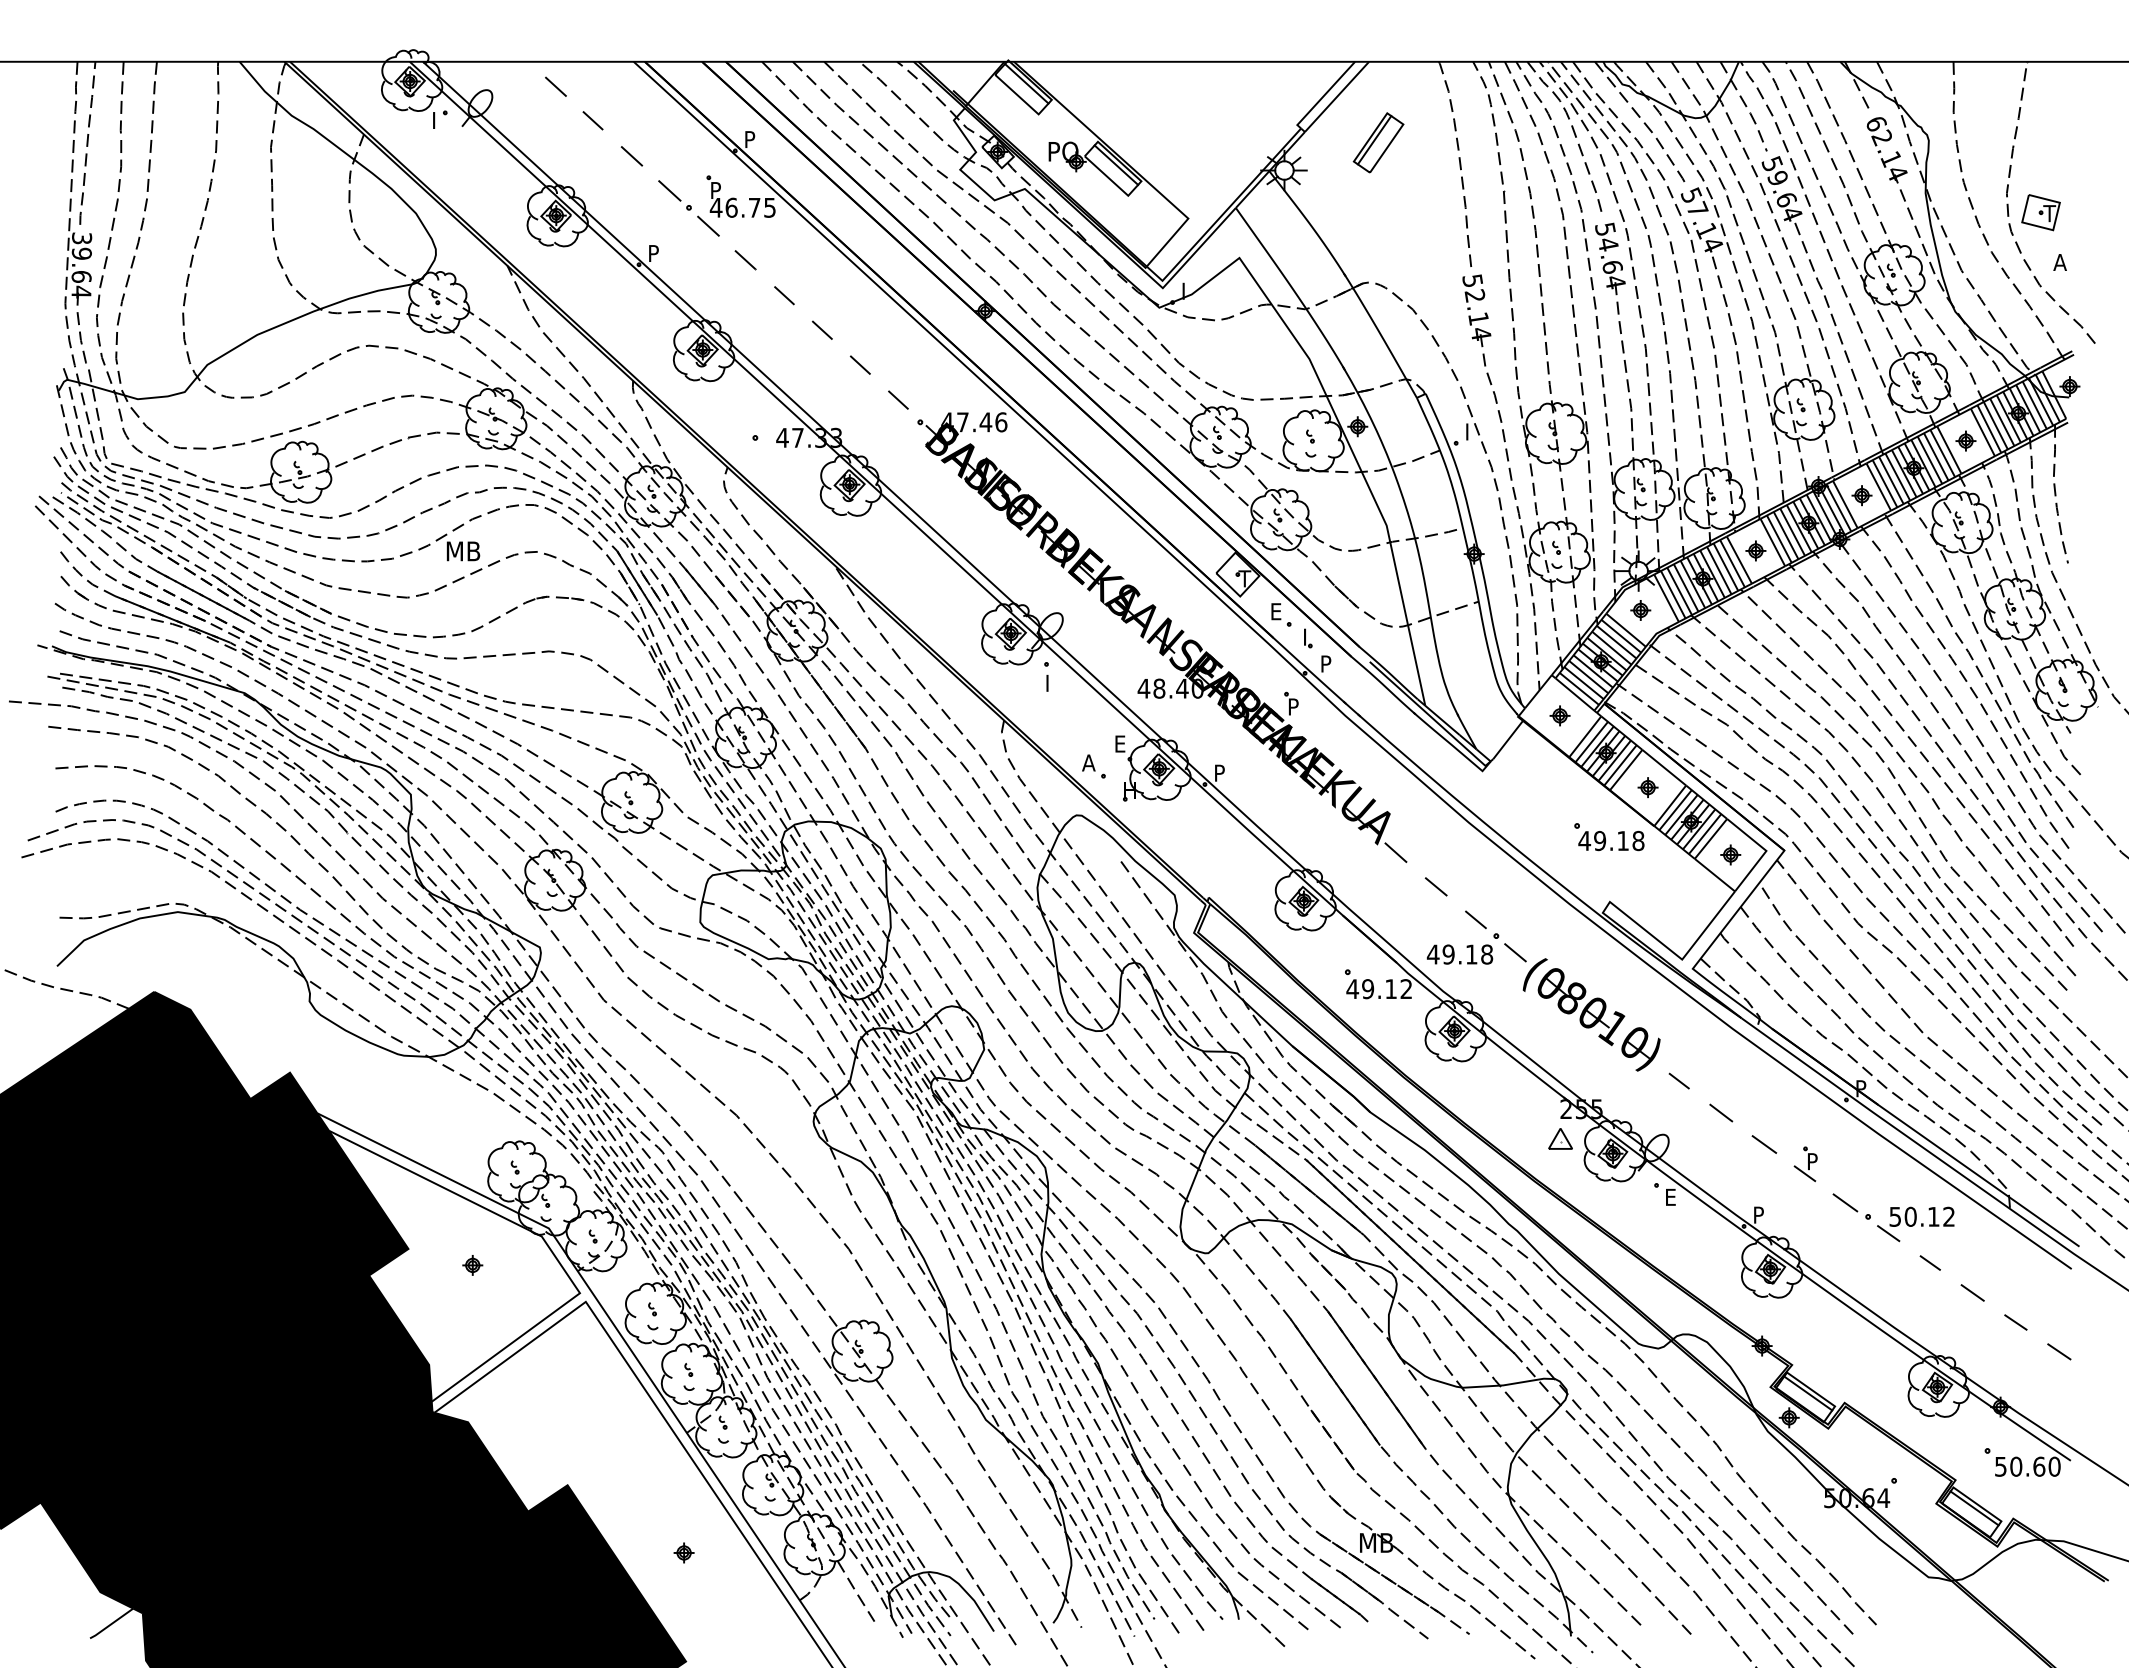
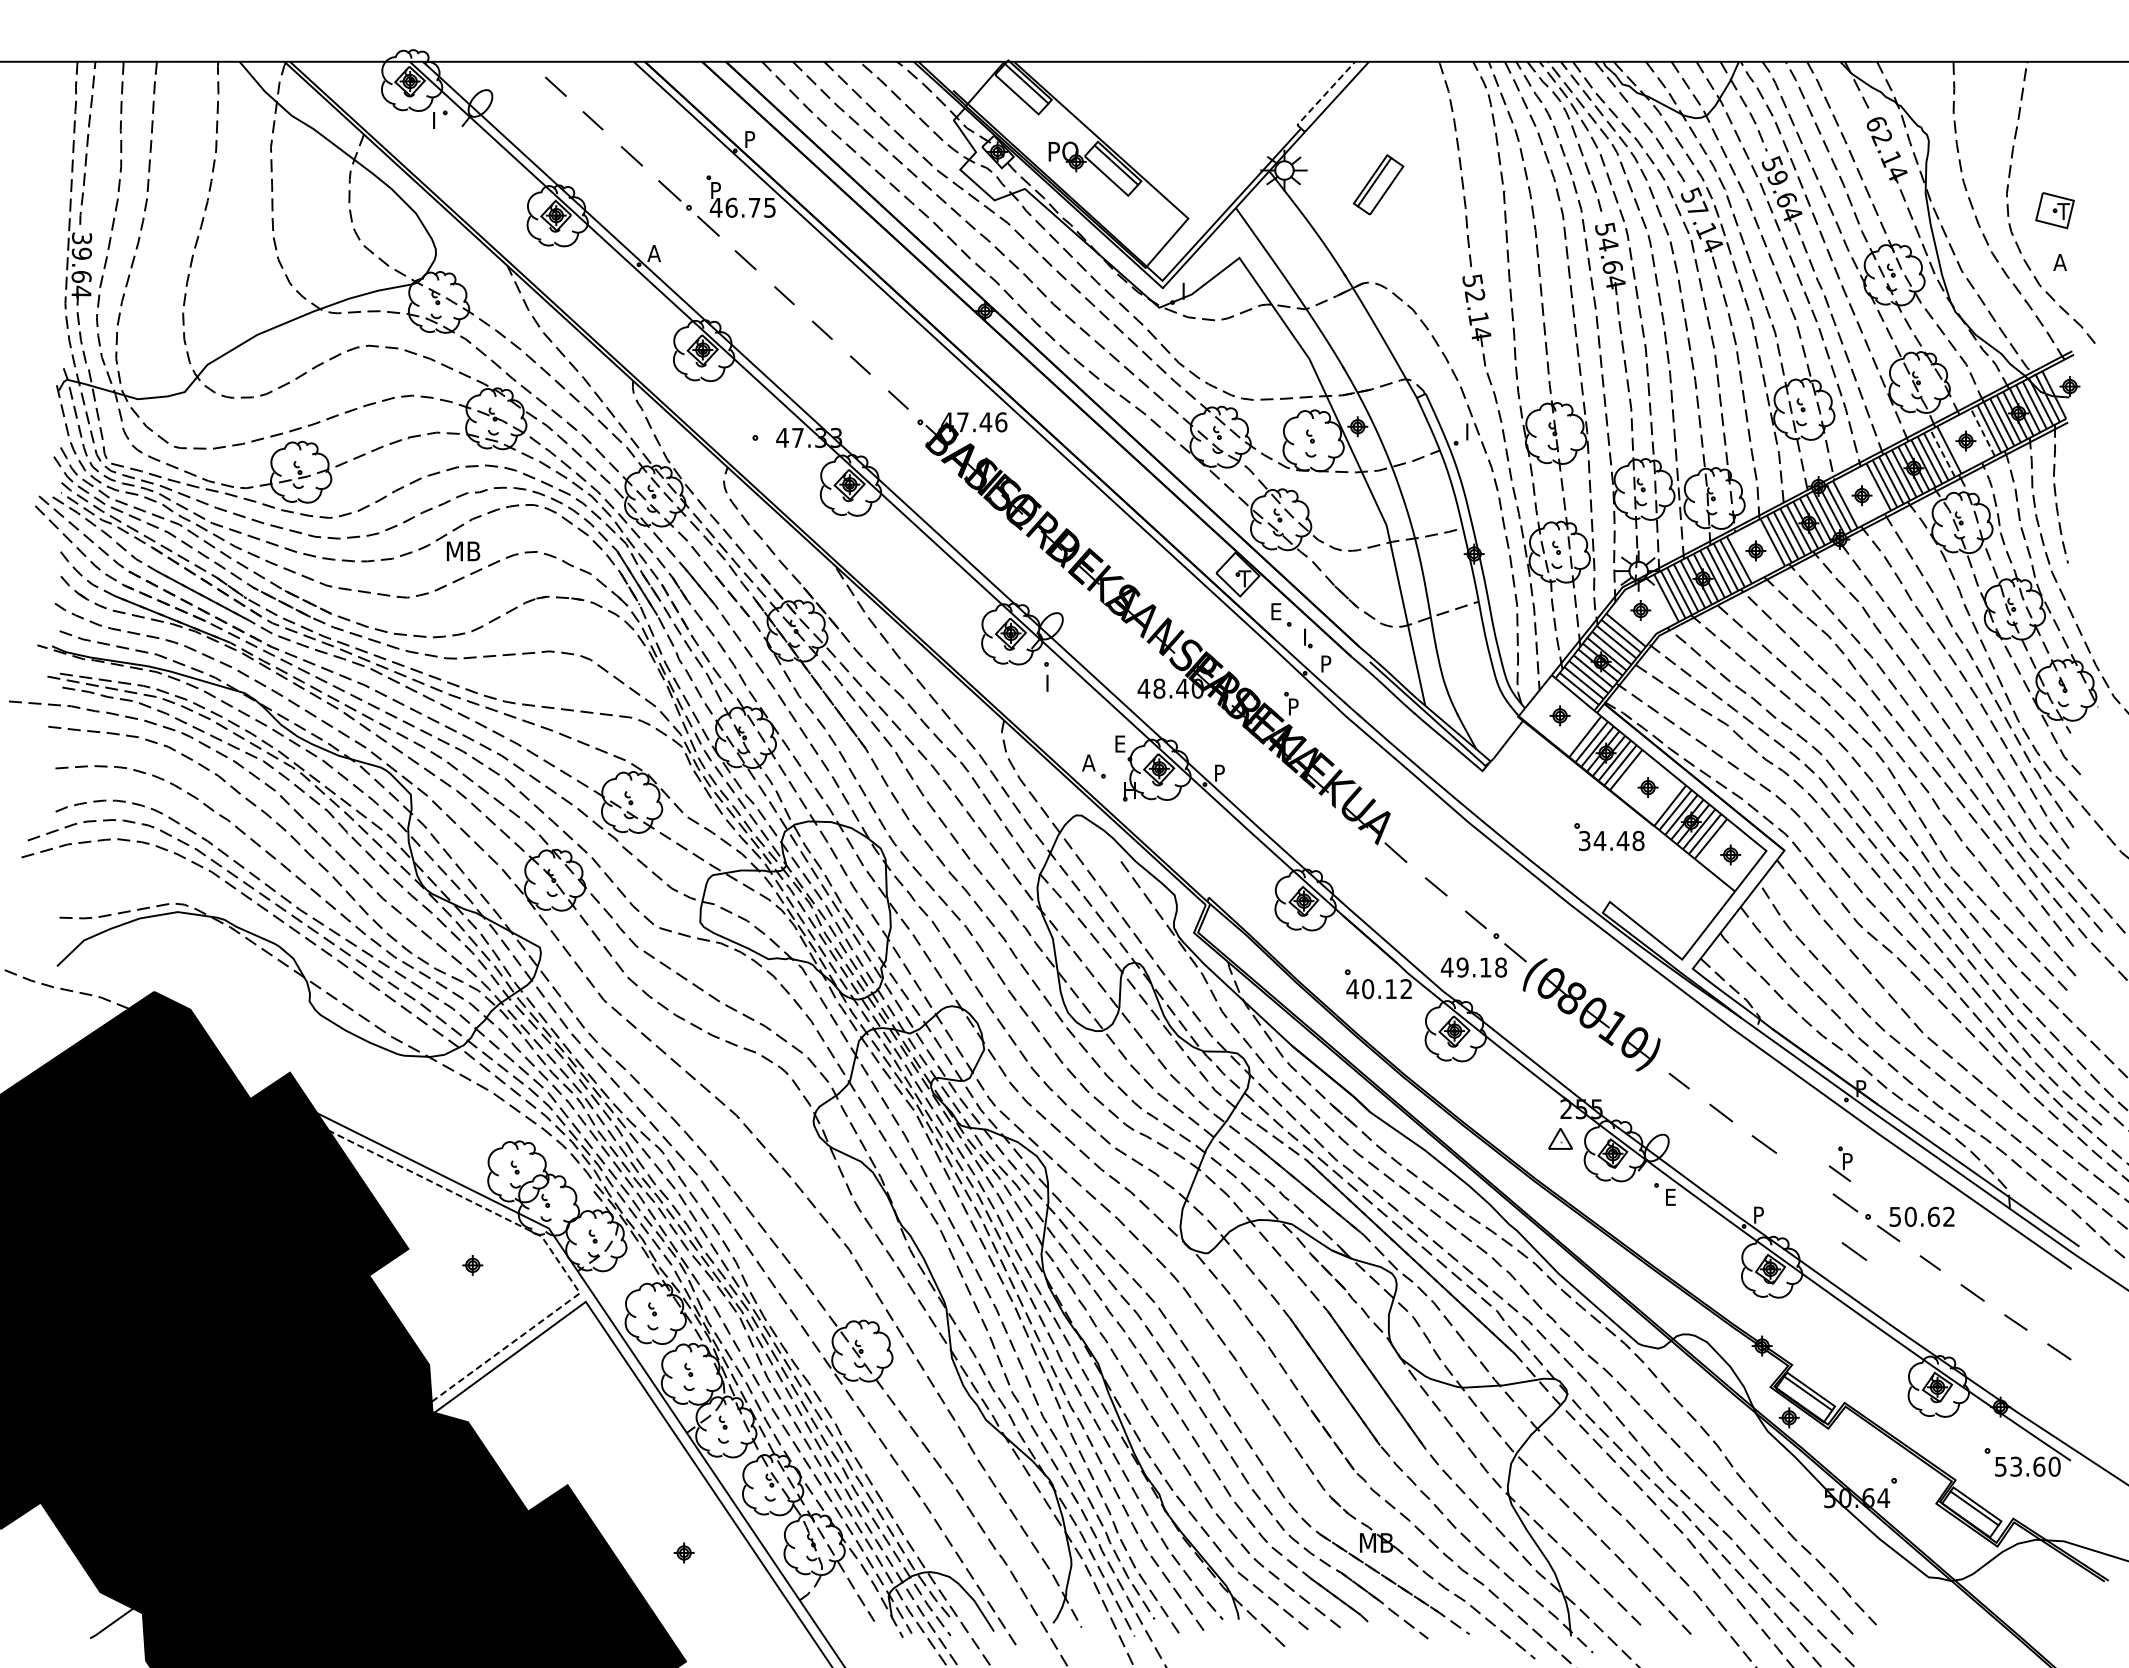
line: solid -> dashed (1324, 95)
part position: (1378, 142) -> (1378, 184) (1378, 184)
part position: (2040, 212) -> (2054, 210) (2054, 210)
text: P -> A (653, 253)
line: solid -> dashed (1982, 432)
line: solid -> dashed (1942, 453)
text: 49.18 -> 34.48 (1603, 840)
text position: (1459, 954) -> (1473, 967) (1473, 967)
text: 49.12 -> 40.12 (1368, 989)
part position: (1805, 1164) -> (1840, 1164) (1840, 1164)
text: 50.12 -> 50.62 (1933, 1216)
line: solid -> dashed (545, 1242)
line: none -> present (1854, 1251)
text: 50.60 -> 53.60 (2016, 1466)
